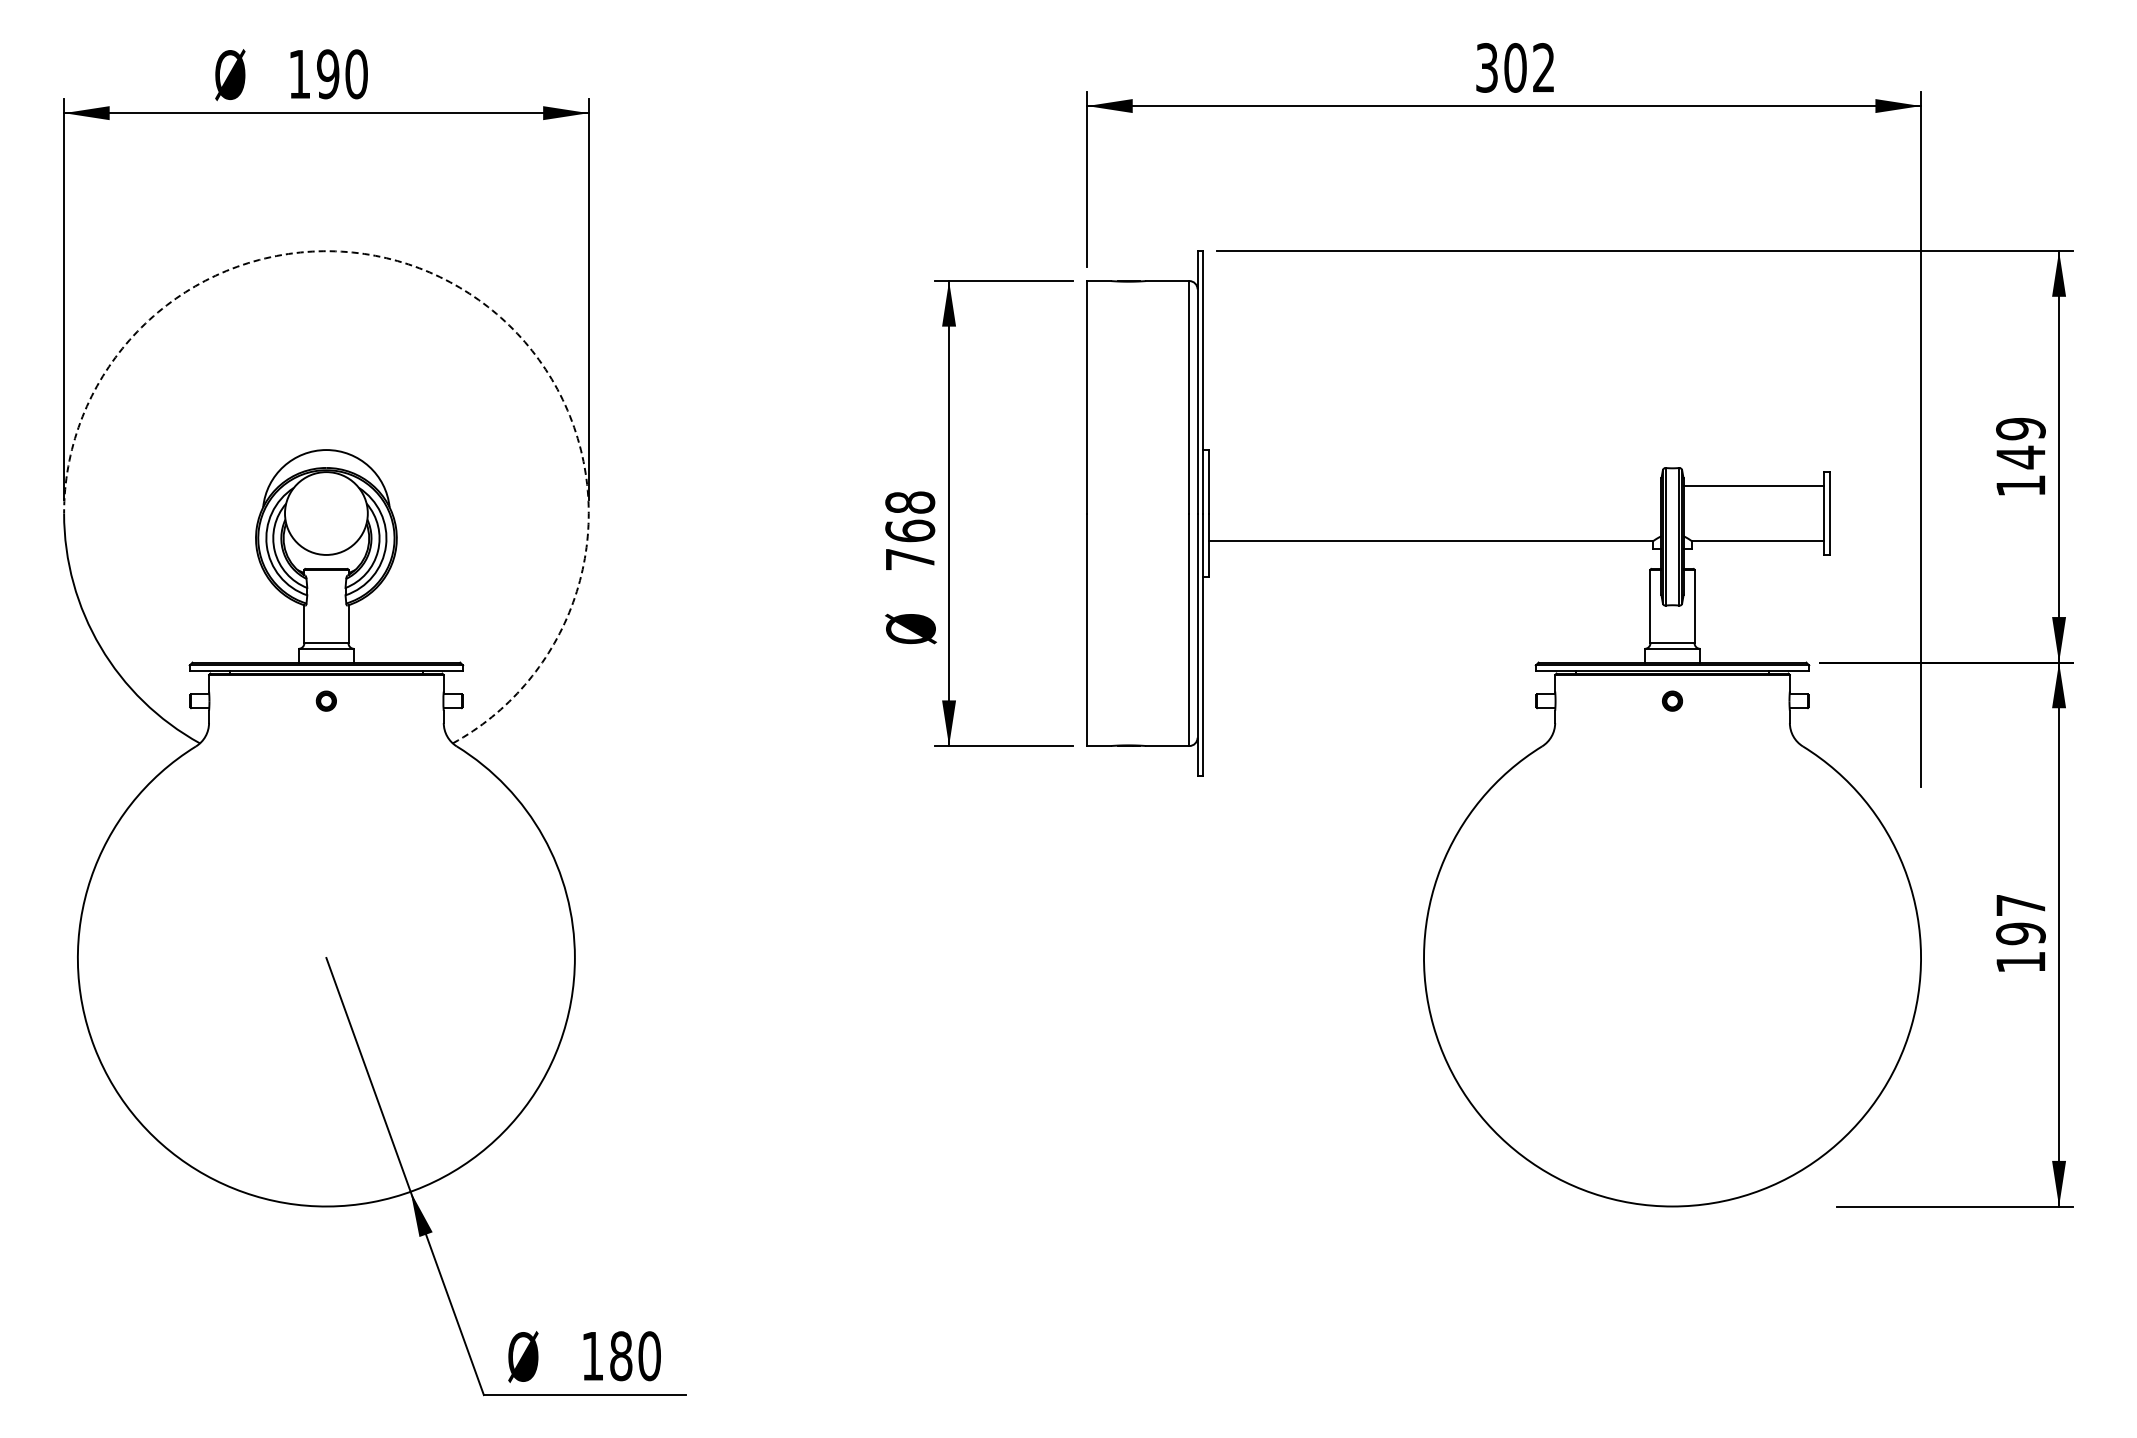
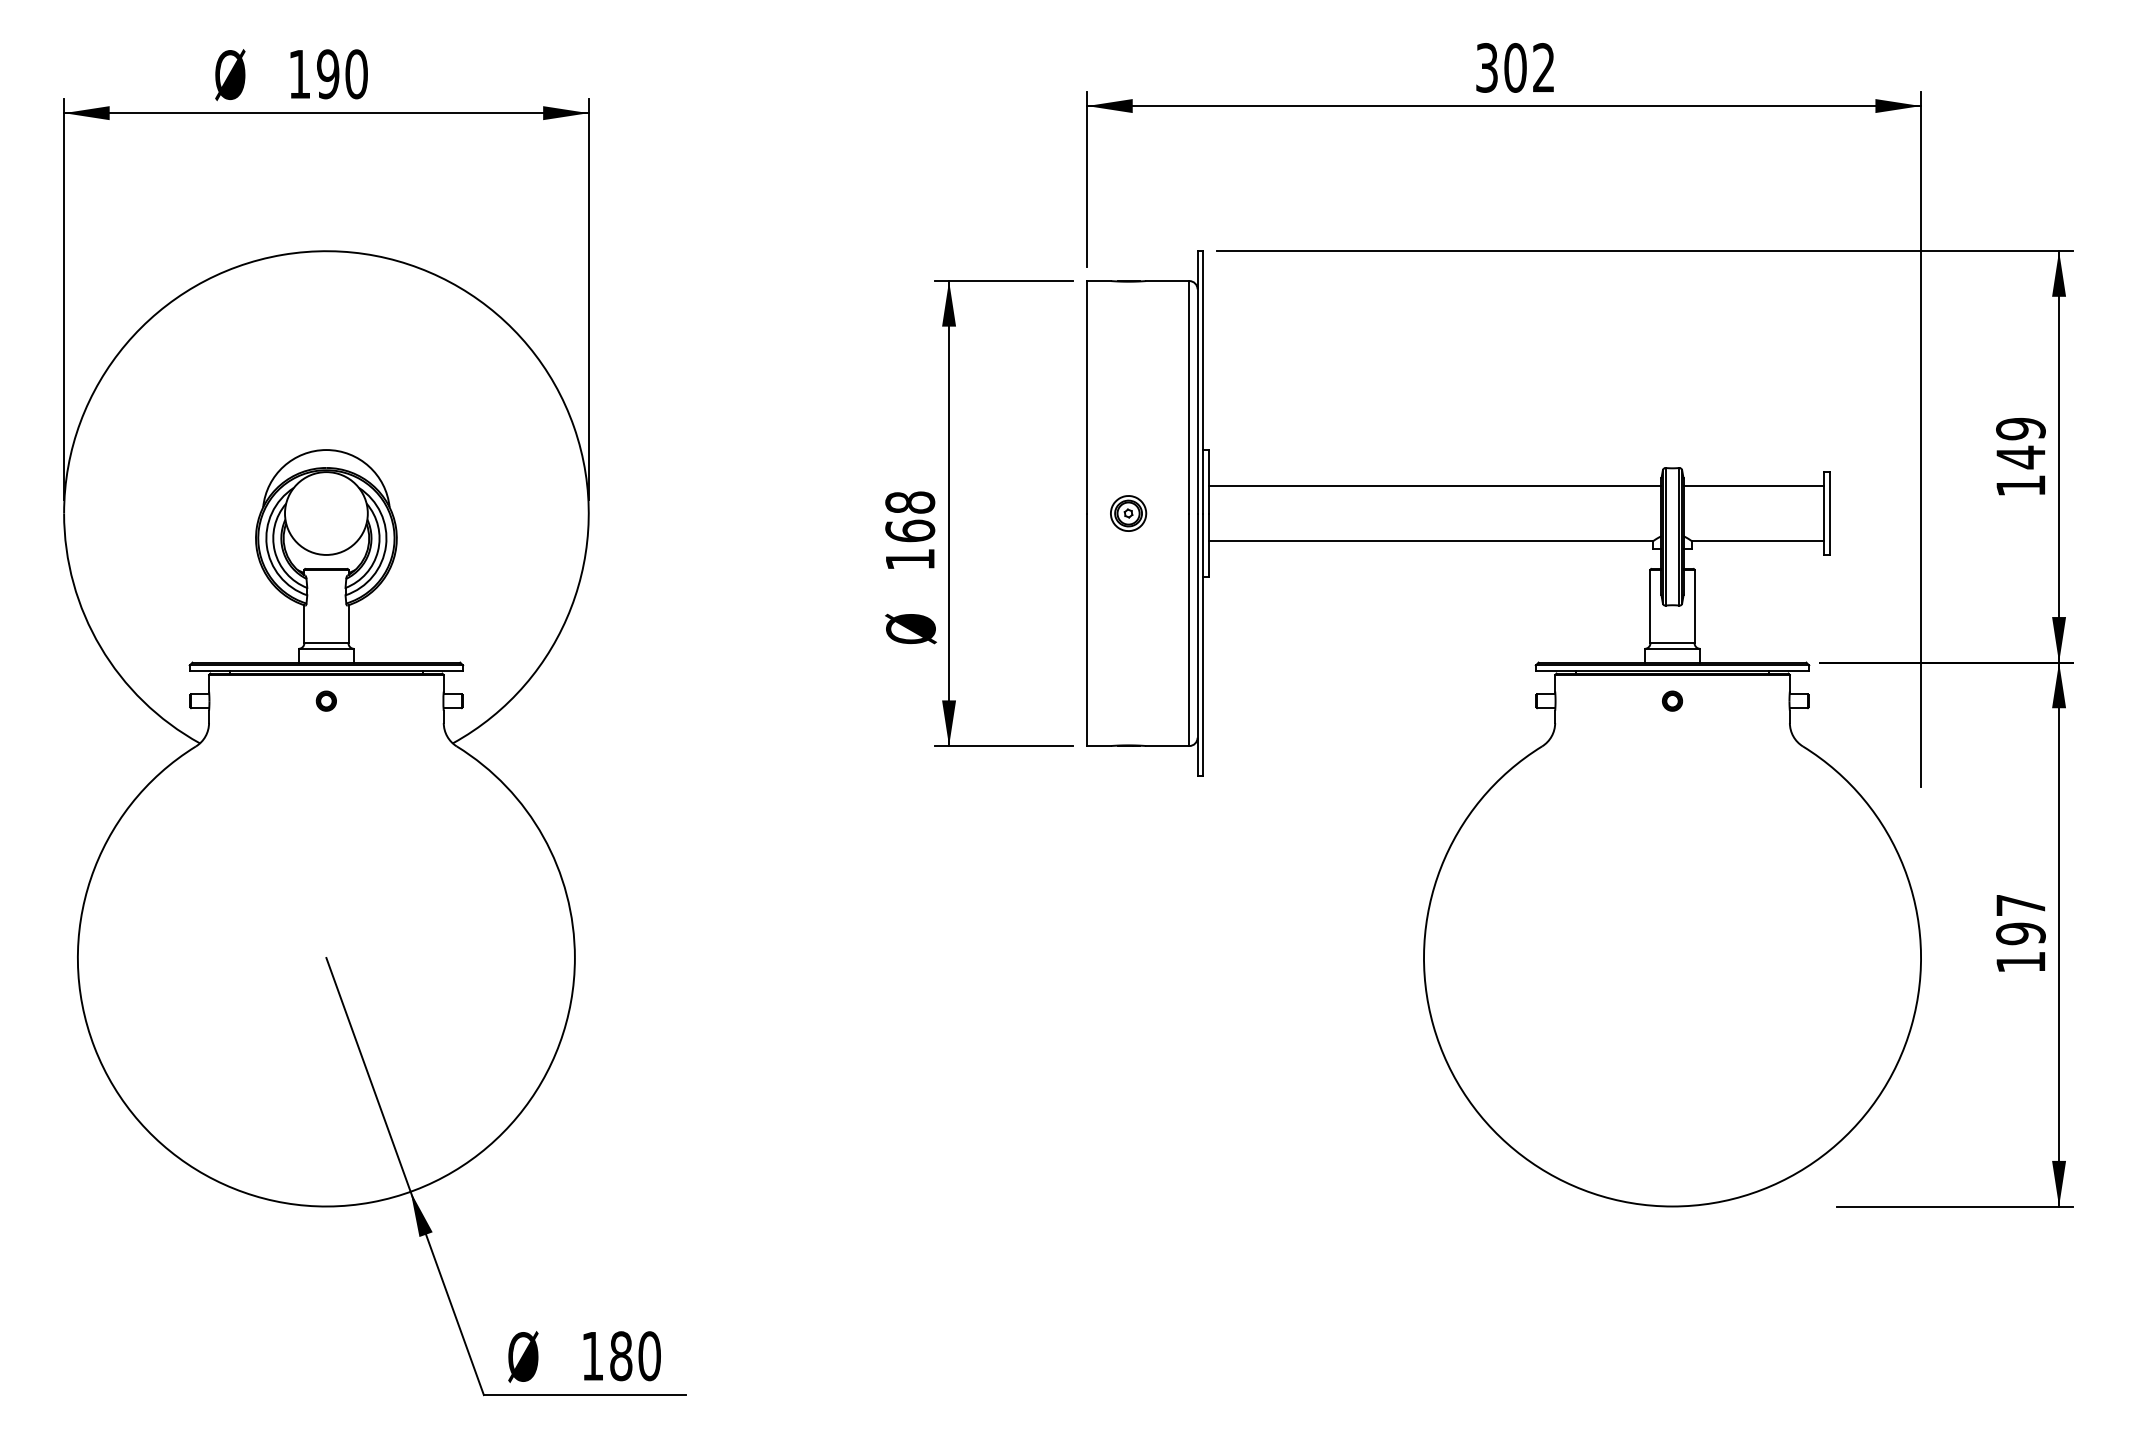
arc: dashed -> solid (459, 287)
line: none -> present (1434, 485)
part: none -> present (1128, 513)
text: 768 -> 168 (910, 559)
